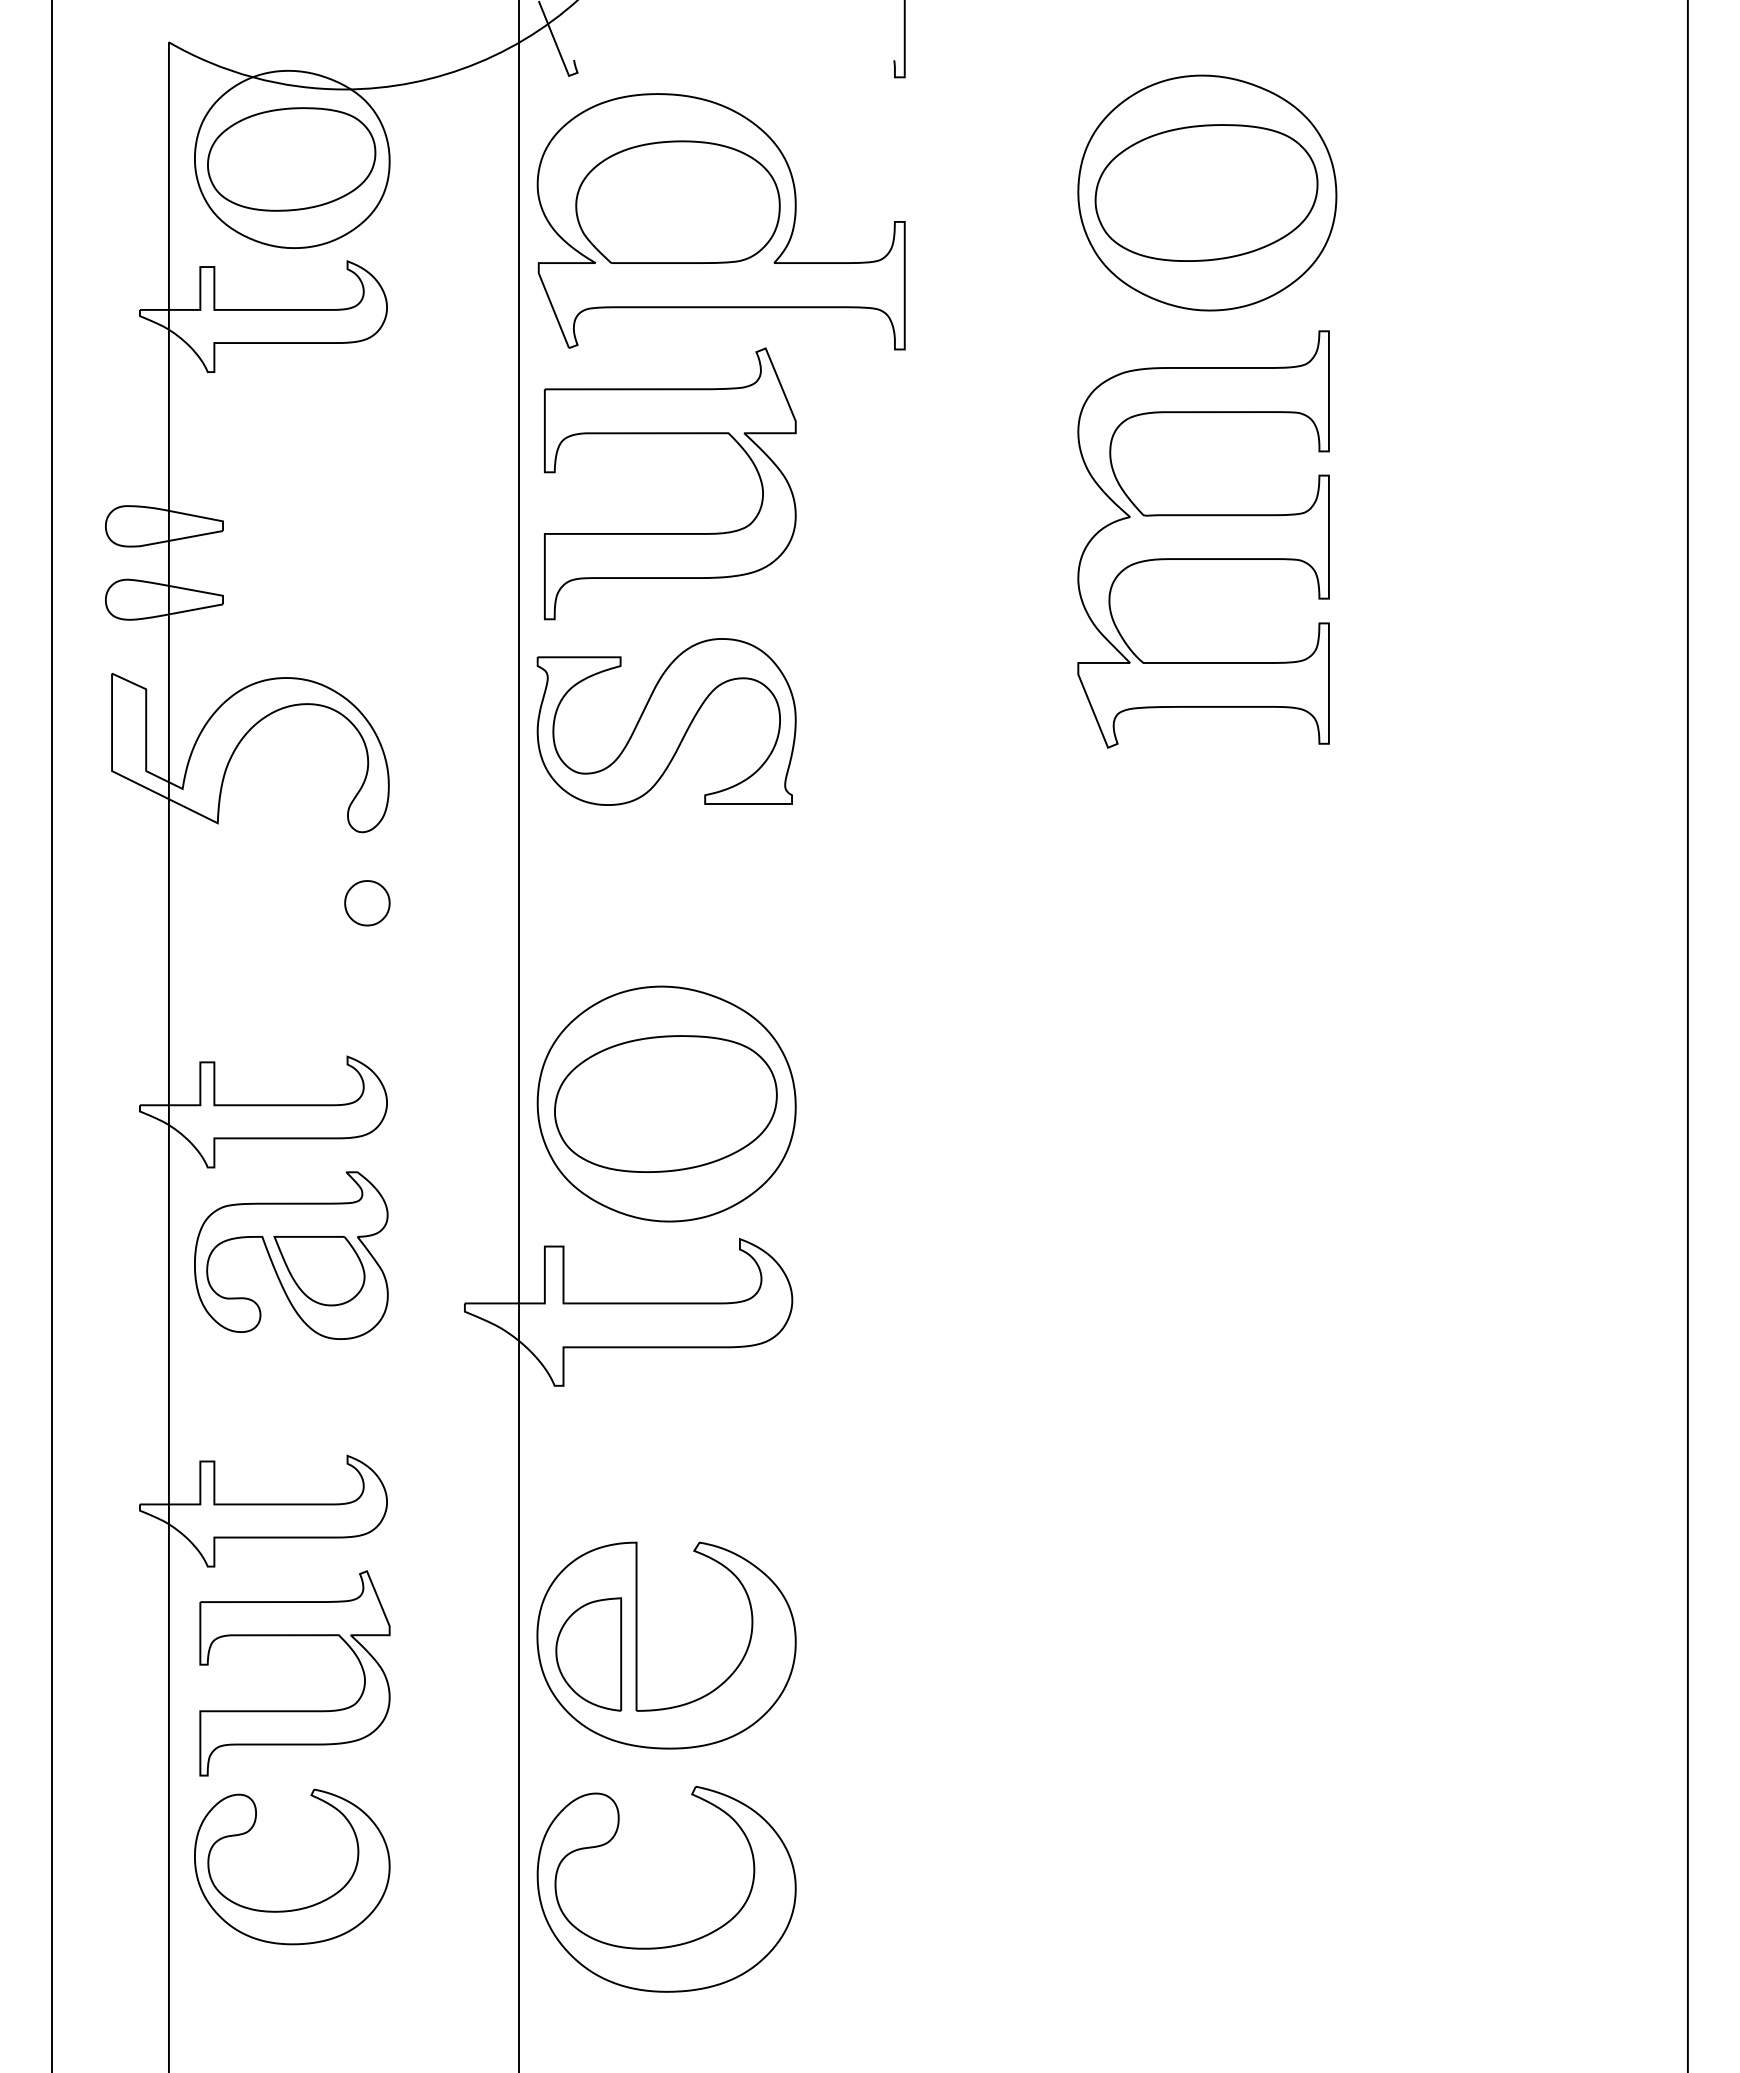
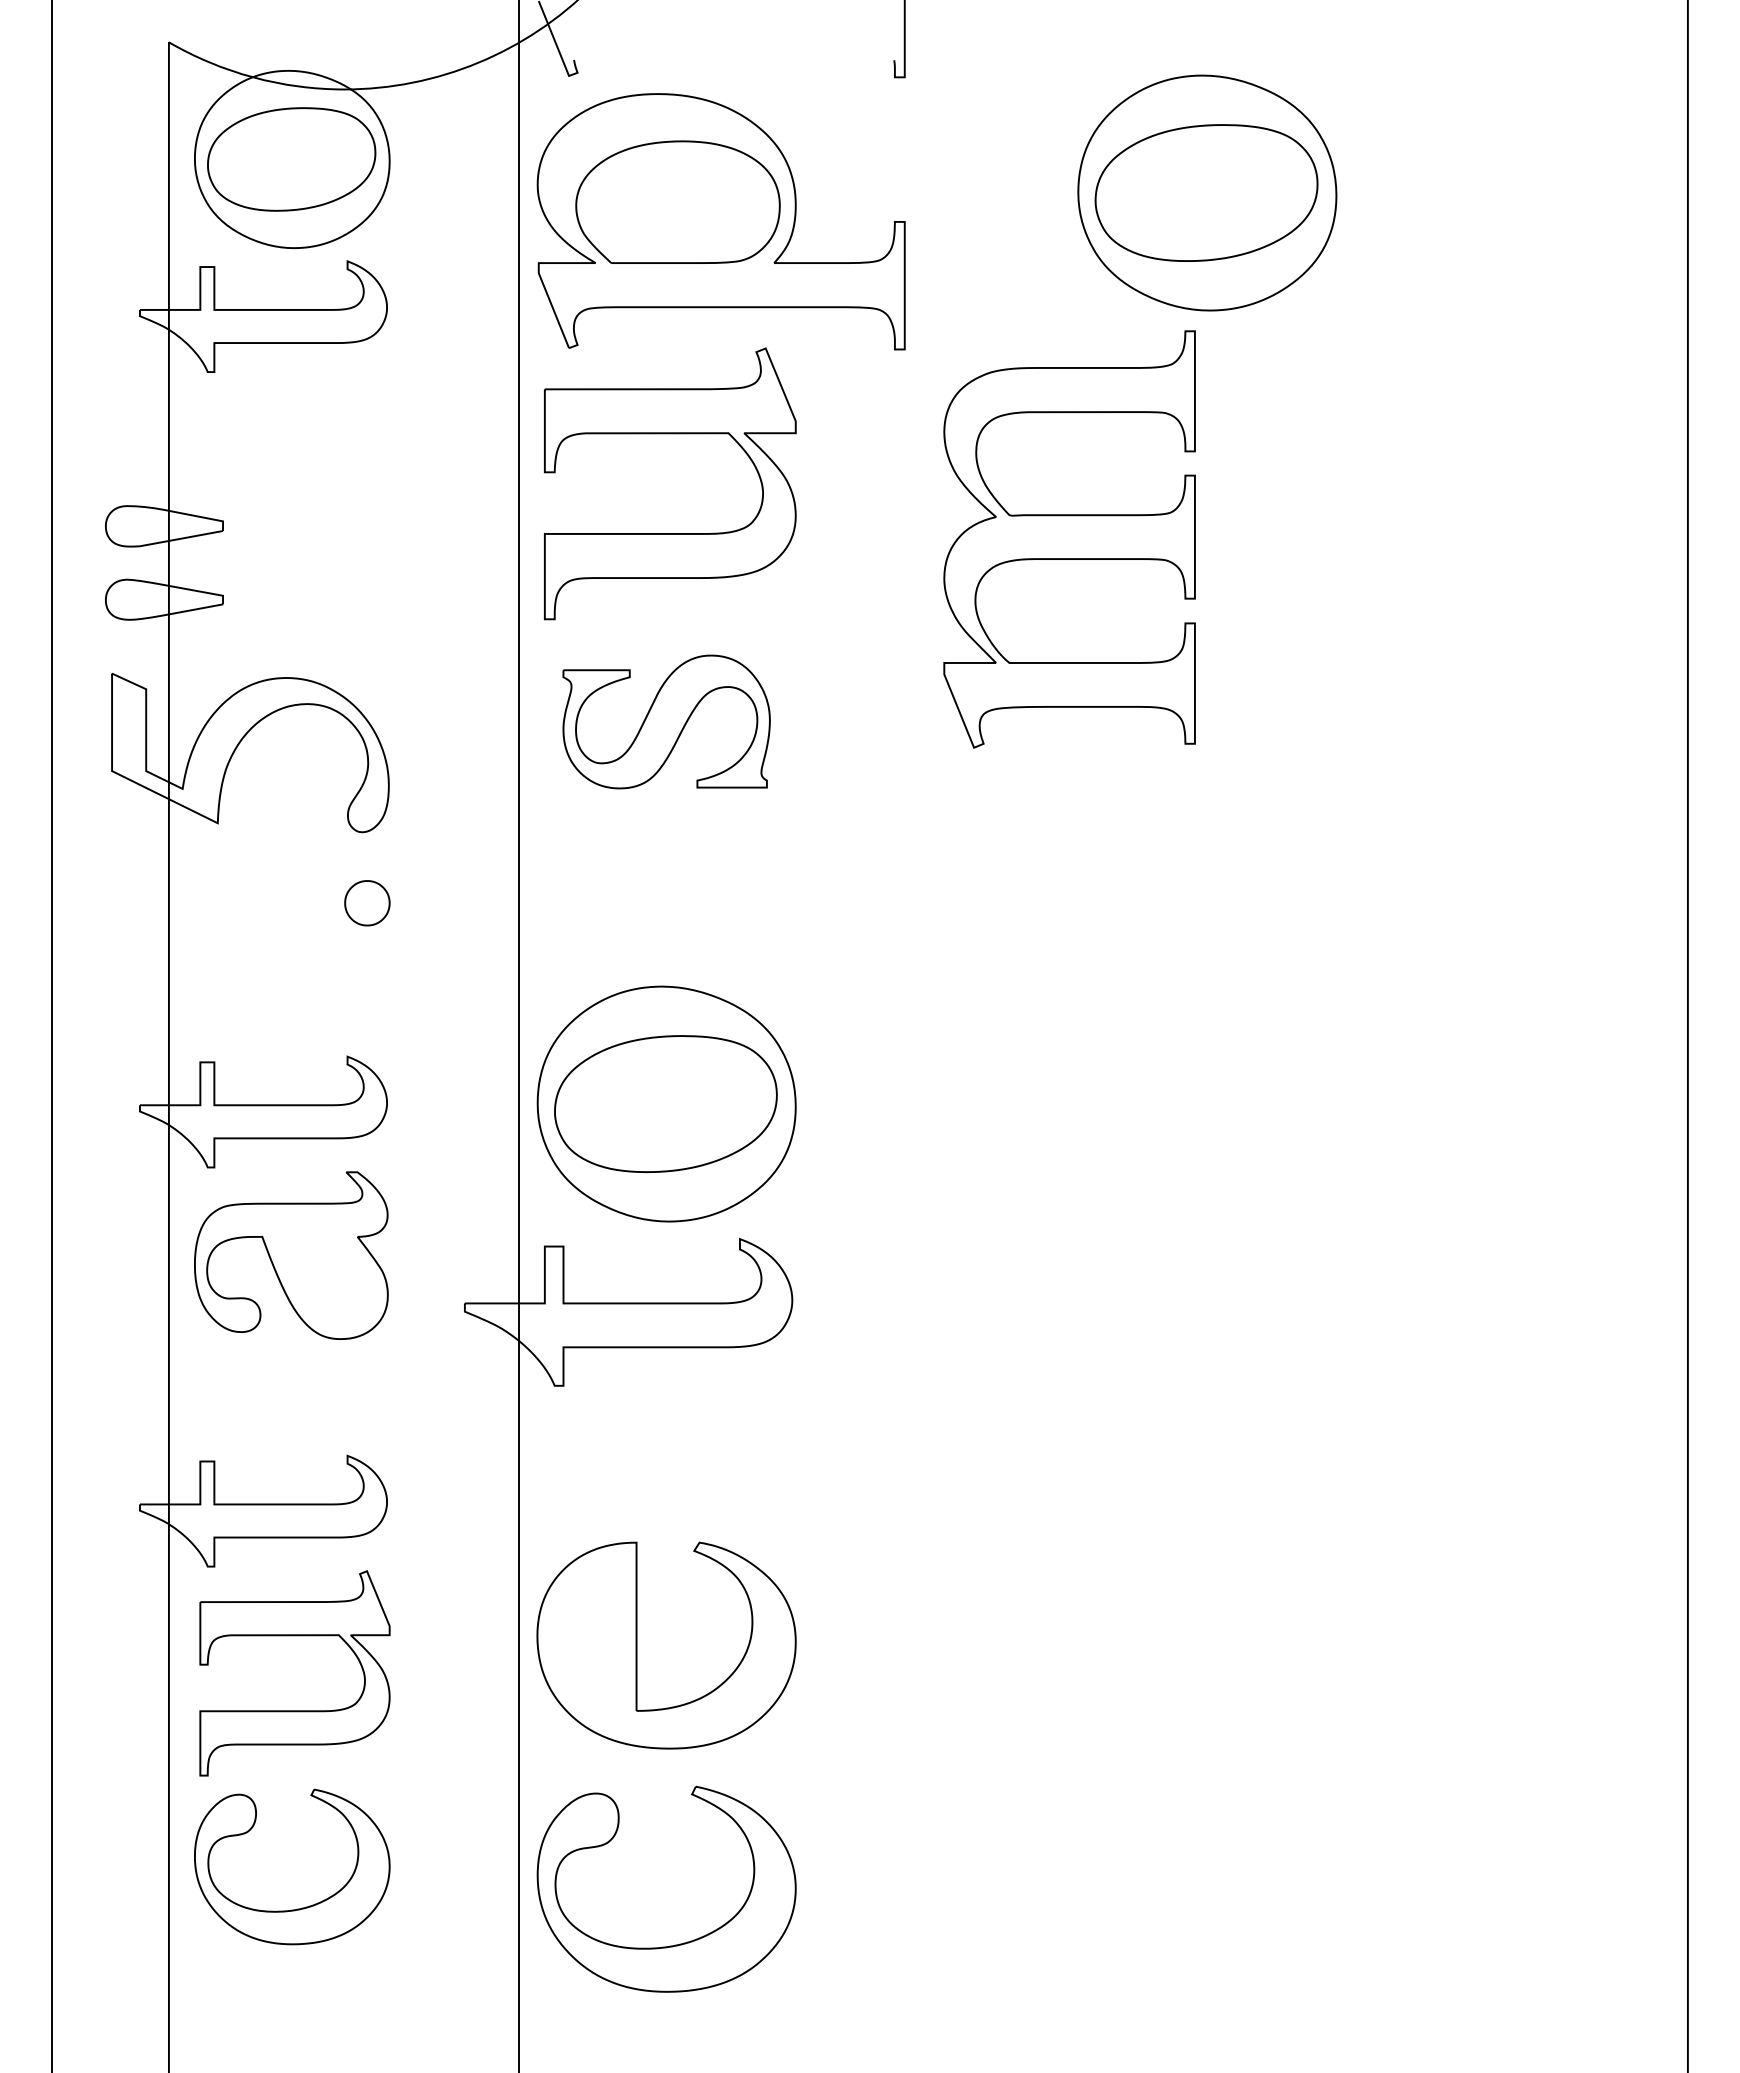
part position: (1203, 539) -> (1069, 539) (1069, 539)
part size: 261x168 px -> 209x136 px (666, 721)
part: present -> none (319, 1271)
part: present -> none (588, 1654)
